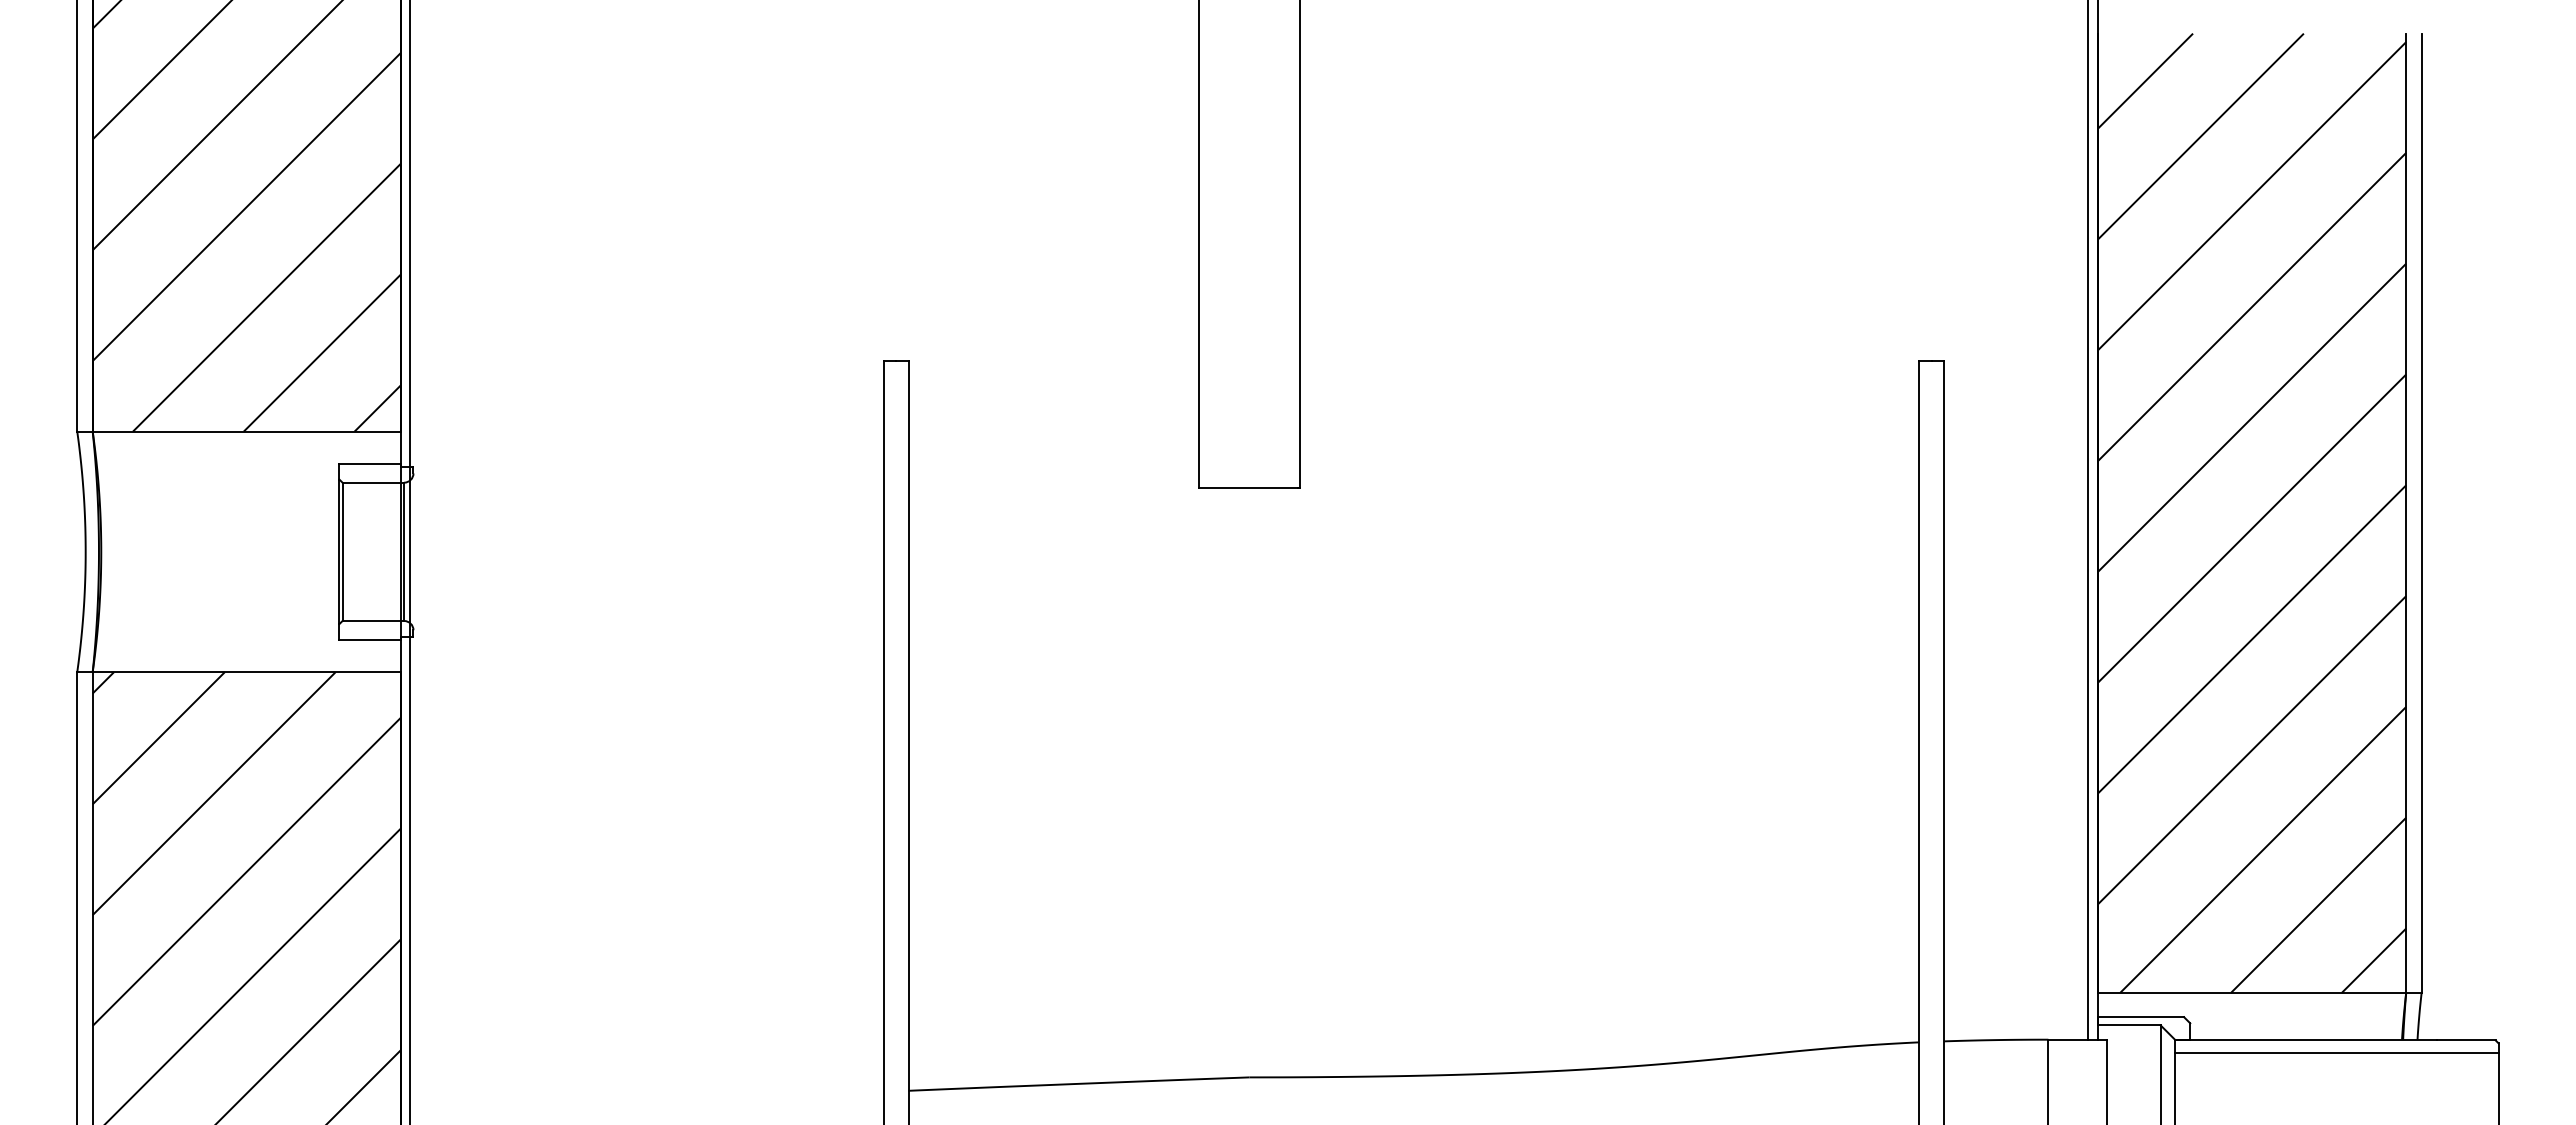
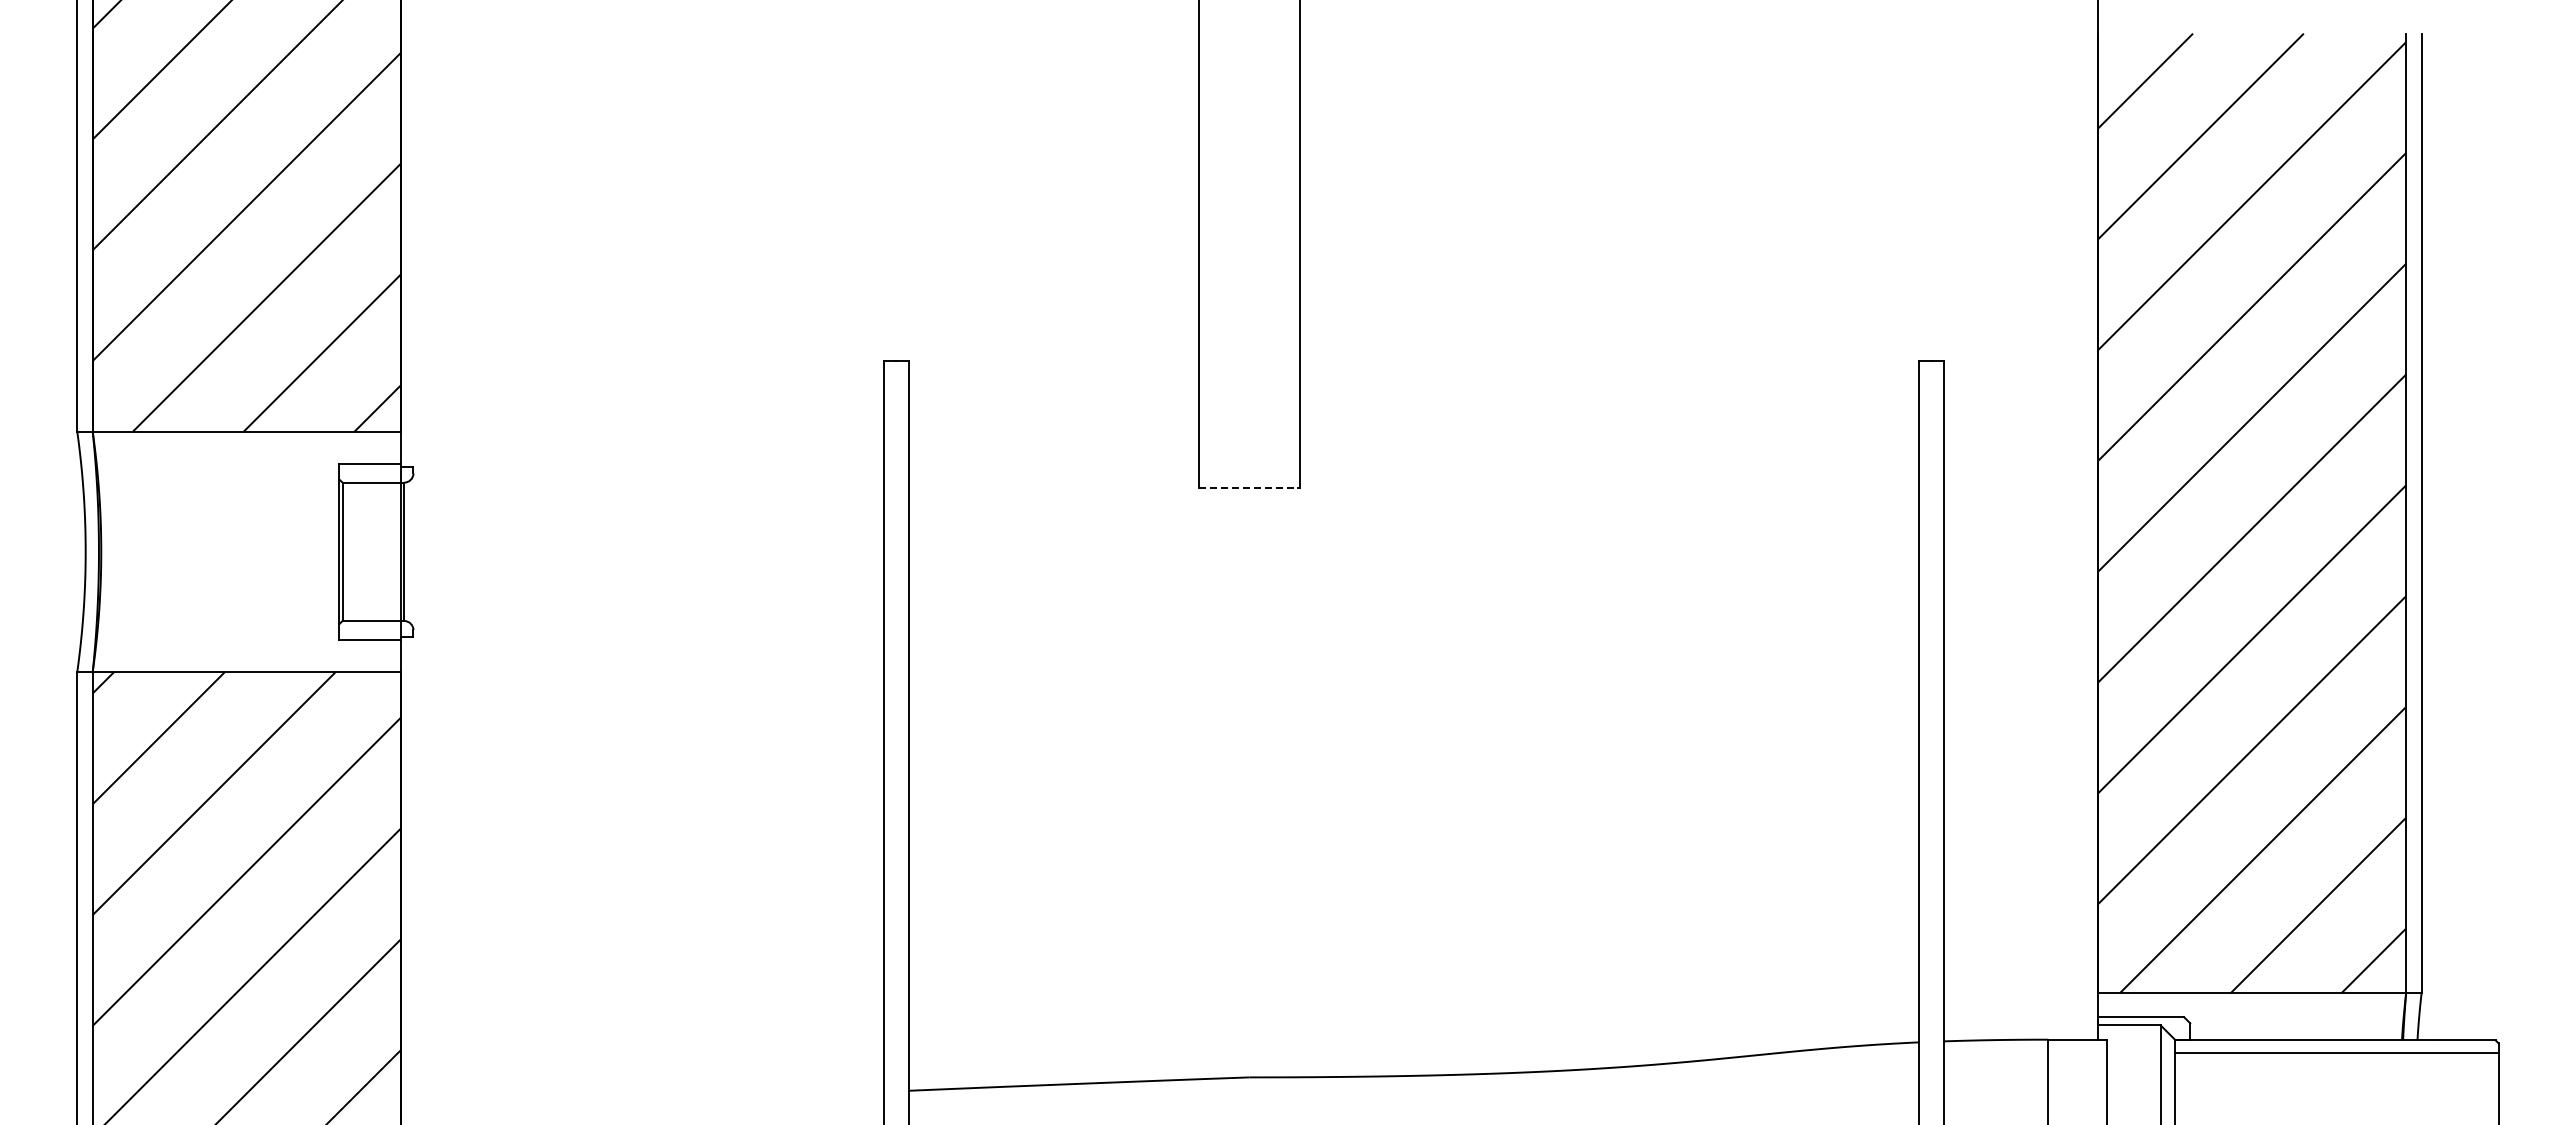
line: solid -> dashed (1248, 487)
line: present -> none (2088, 520)
line: present -> none (410, 561)
